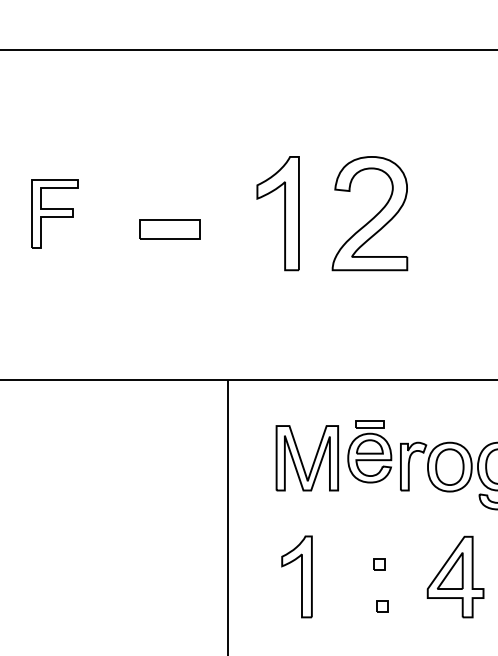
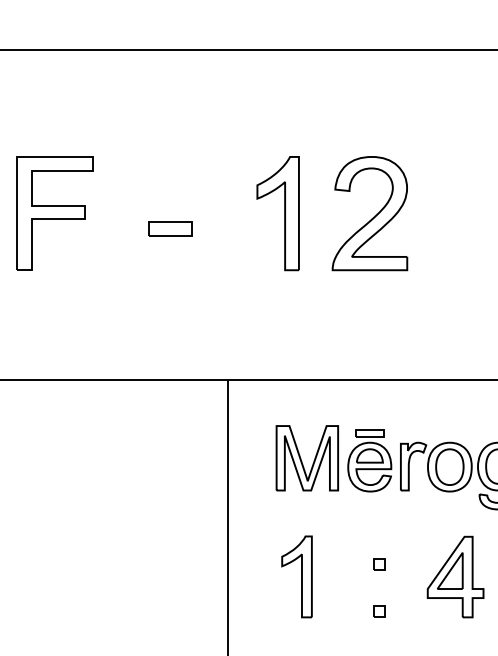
part size: 48x70 px -> 78x115 px (54, 213)
part size: 62x21 px -> 45x16 px (170, 228)
part position: (369, 451) -> (369, 460) (369, 460)
part position: (382, 606) -> (379, 611) (379, 611)
